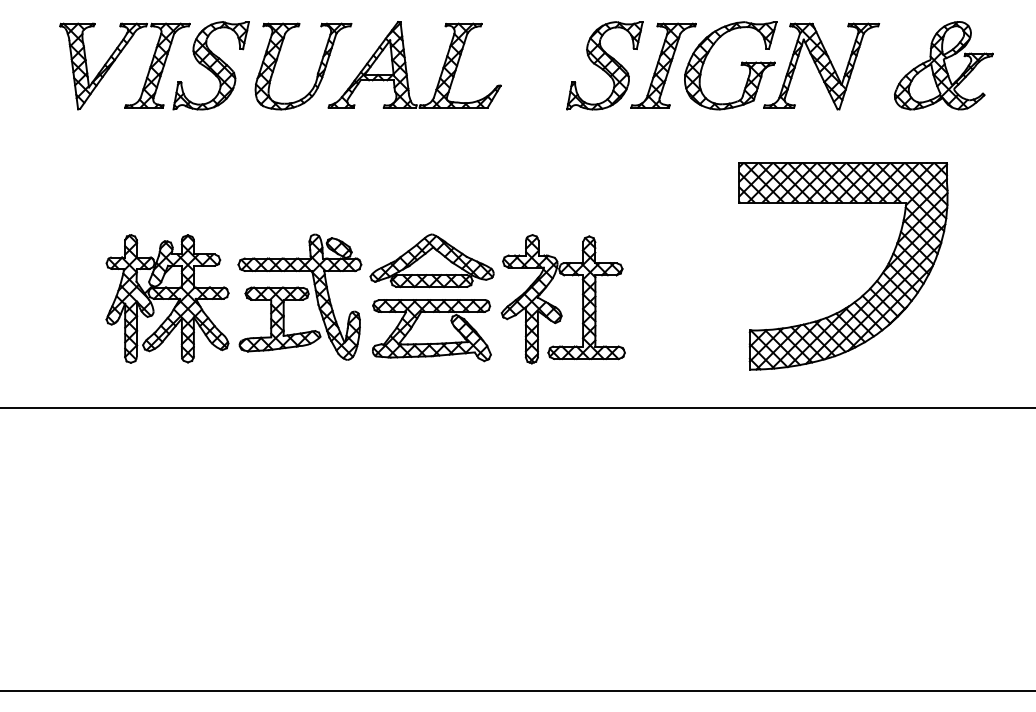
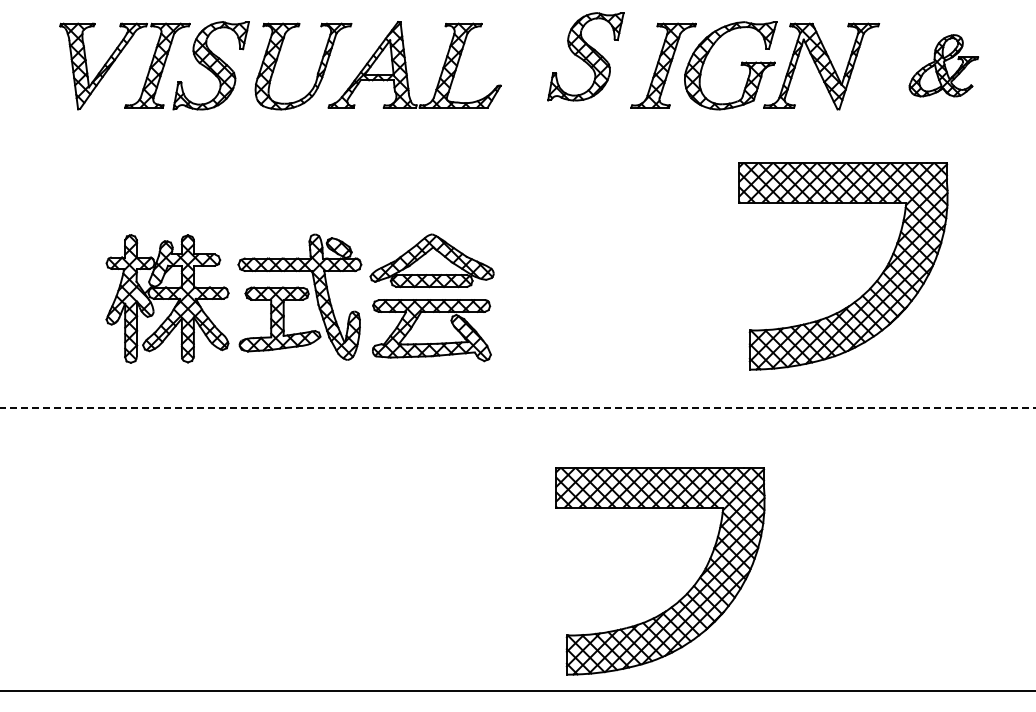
part position: (604, 65) -> (585, 56) (585, 56)
part size: 100x90 px -> 72x64 px (943, 65)
part: present -> none (556, 306)
line: solid -> dashed (517, 407)
part: none -> present (682, 596)
